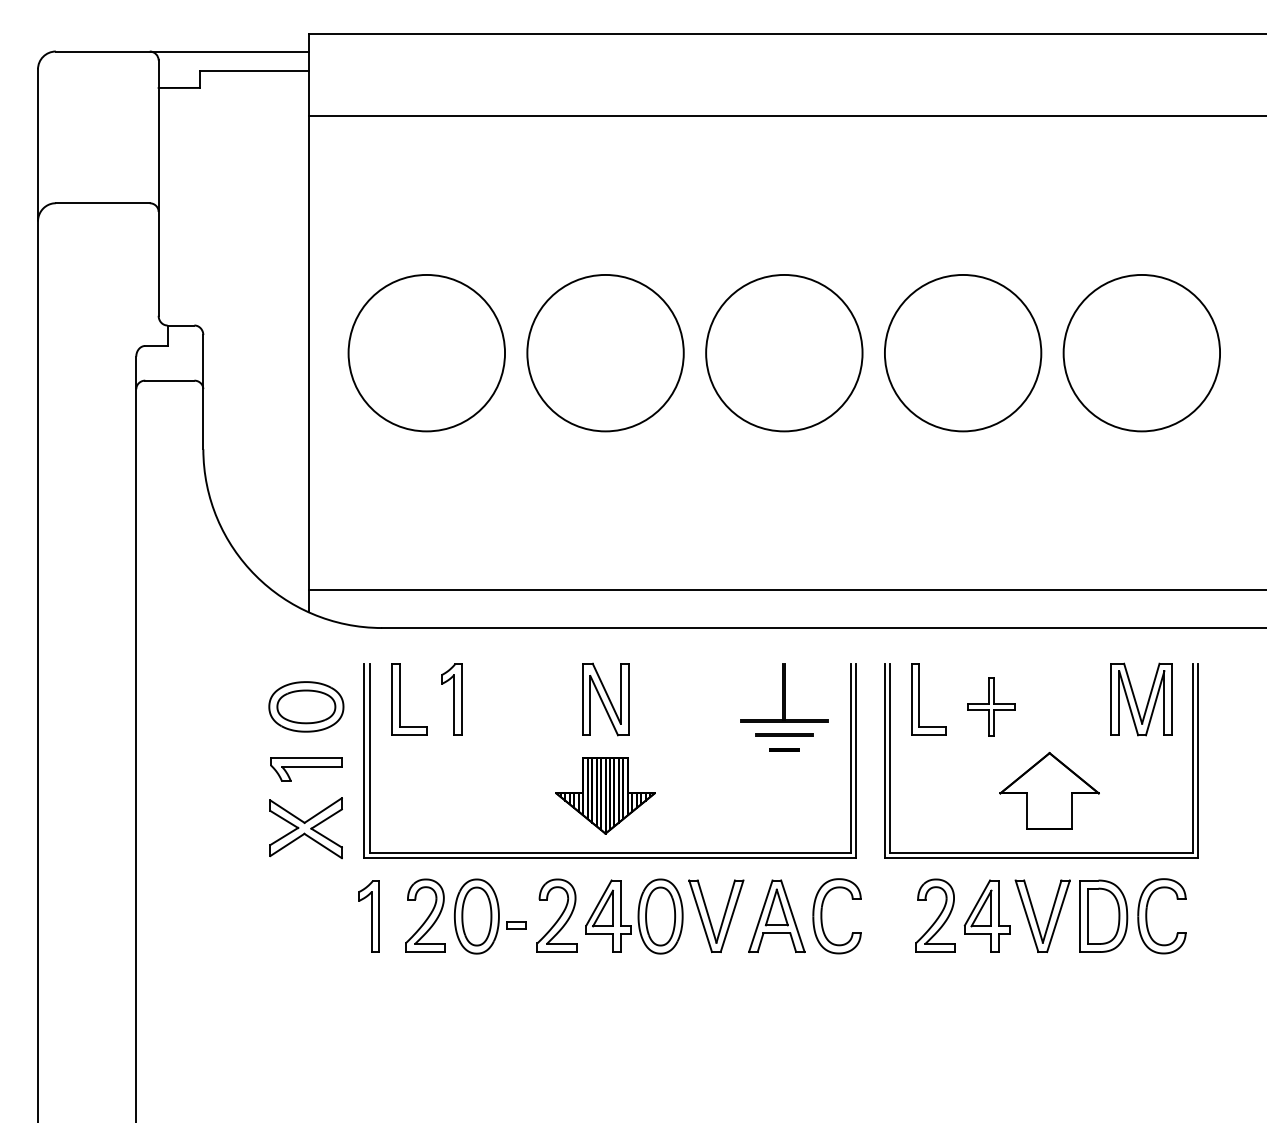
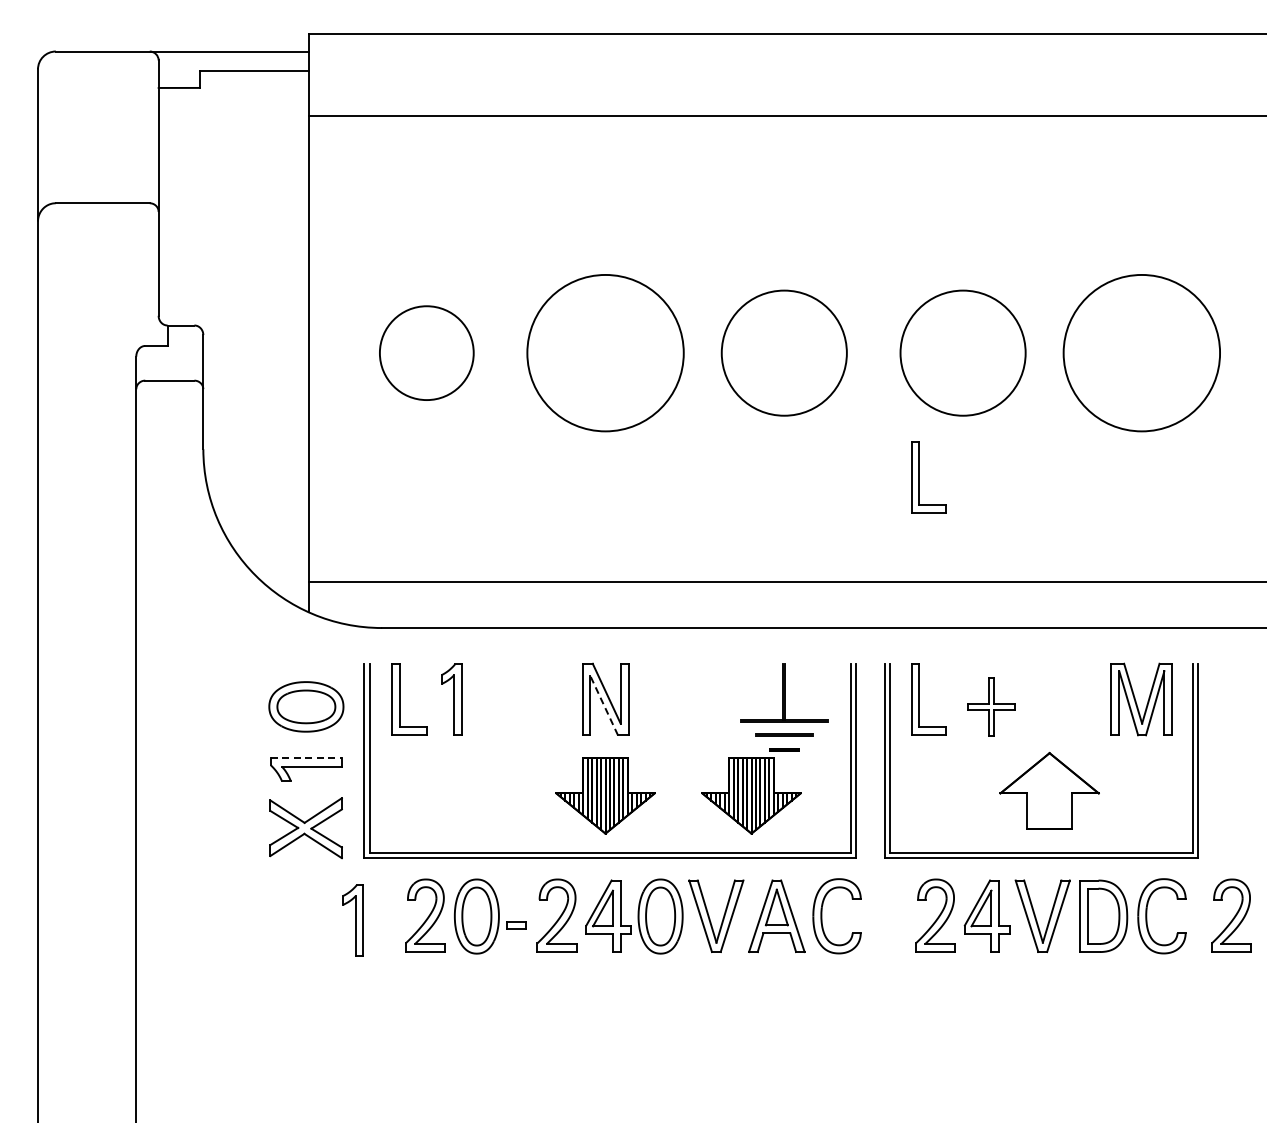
circle diameter: 156 px -> 94 px (426, 353)
circle diameter: 156 px -> 125 px (783, 352)
circle diameter: 156 px -> 125 px (962, 352)
part: none -> present (919, 477)
line position: (785, 590) -> (785, 582) (785, 582)
line: solid -> dashed (604, 705)
line: solid -> dashed (306, 757)
part: none -> present (751, 795)
part: none -> present (1231, 915)
part position: (368, 916) -> (352, 920) (352, 920)
